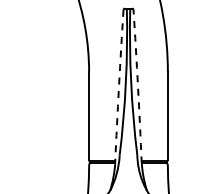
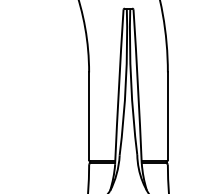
arc: dashed -> solid (138, 86)
arc: dashed -> solid (118, 87)
